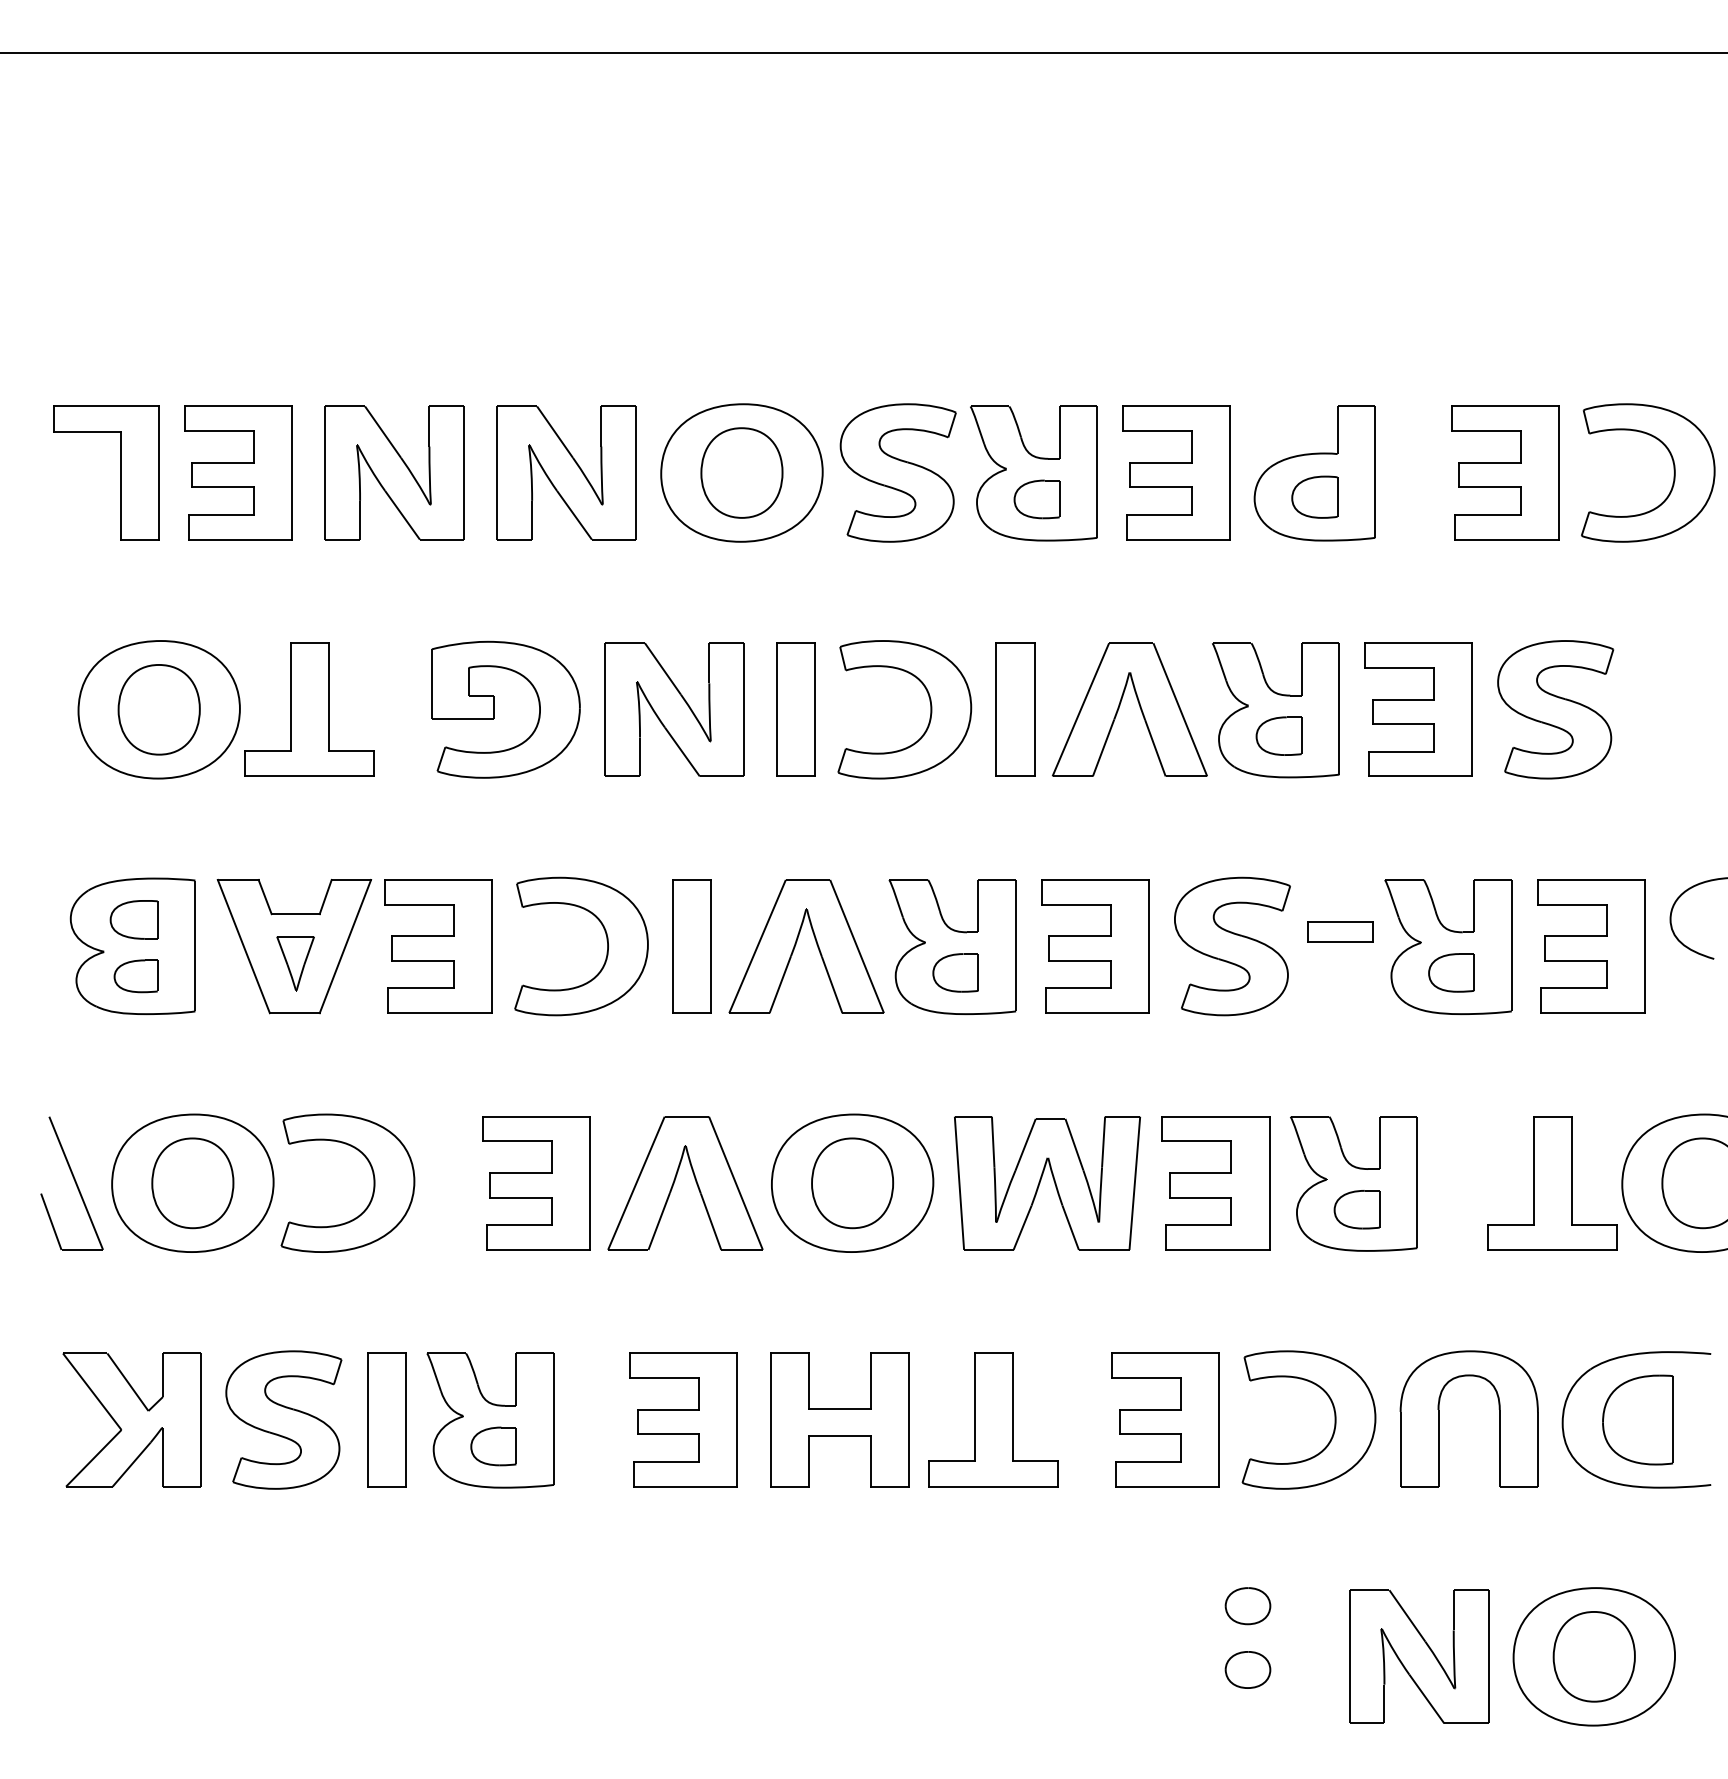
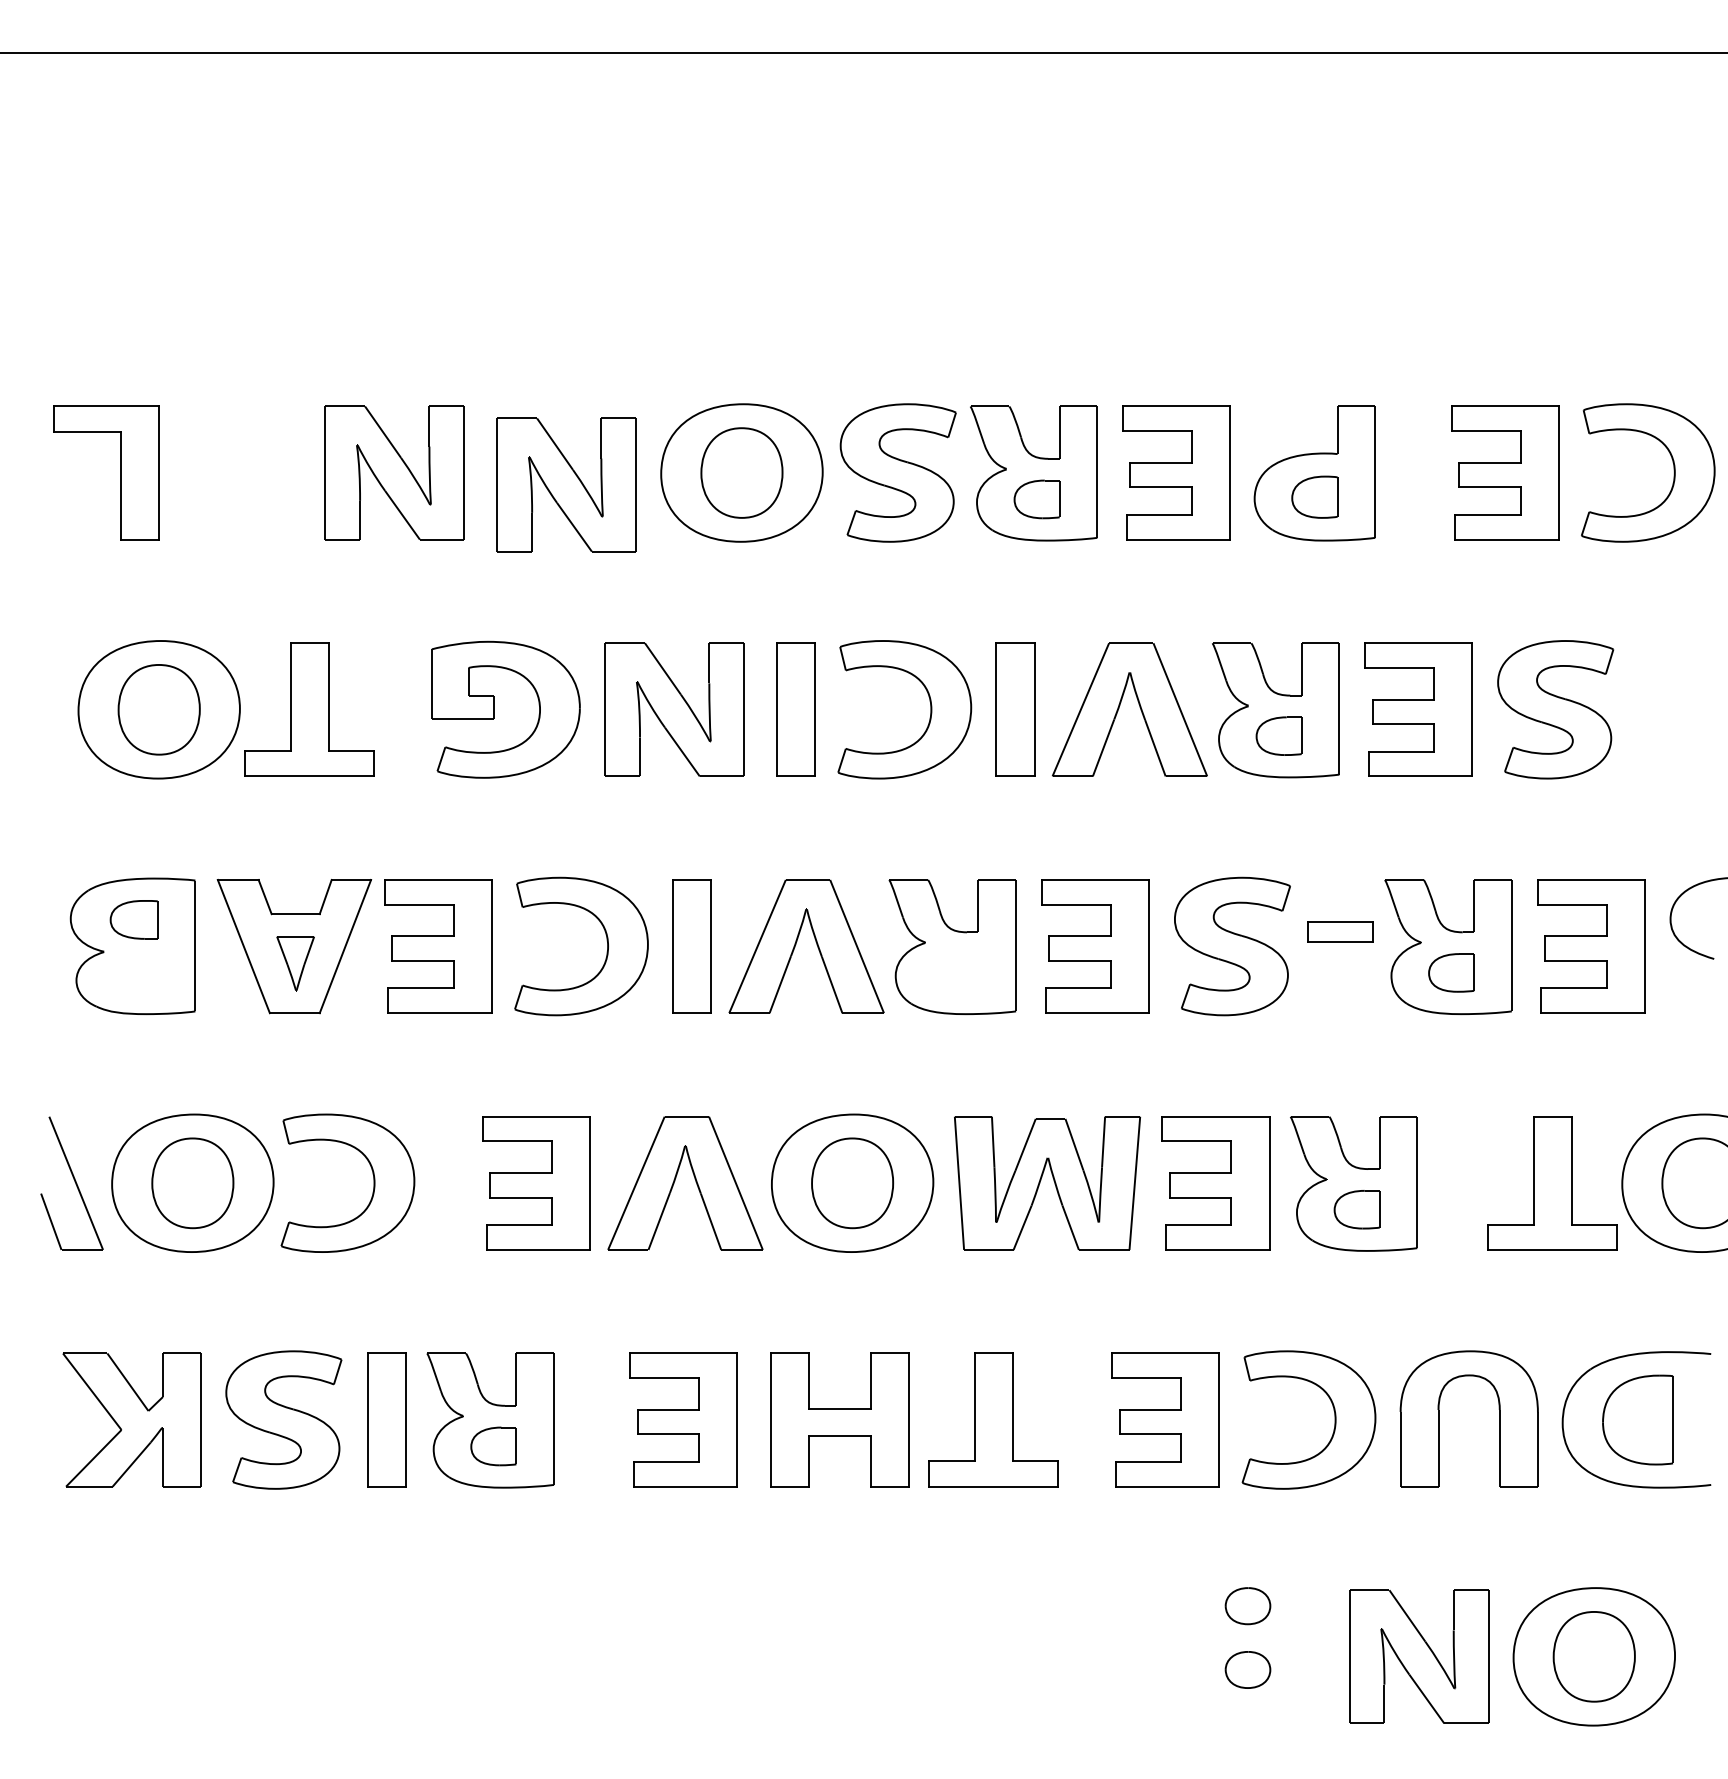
part: present -> none (238, 472)
part position: (566, 472) -> (566, 484) (566, 484)
part: present -> none (955, 972)
part: present -> none (135, 976)
